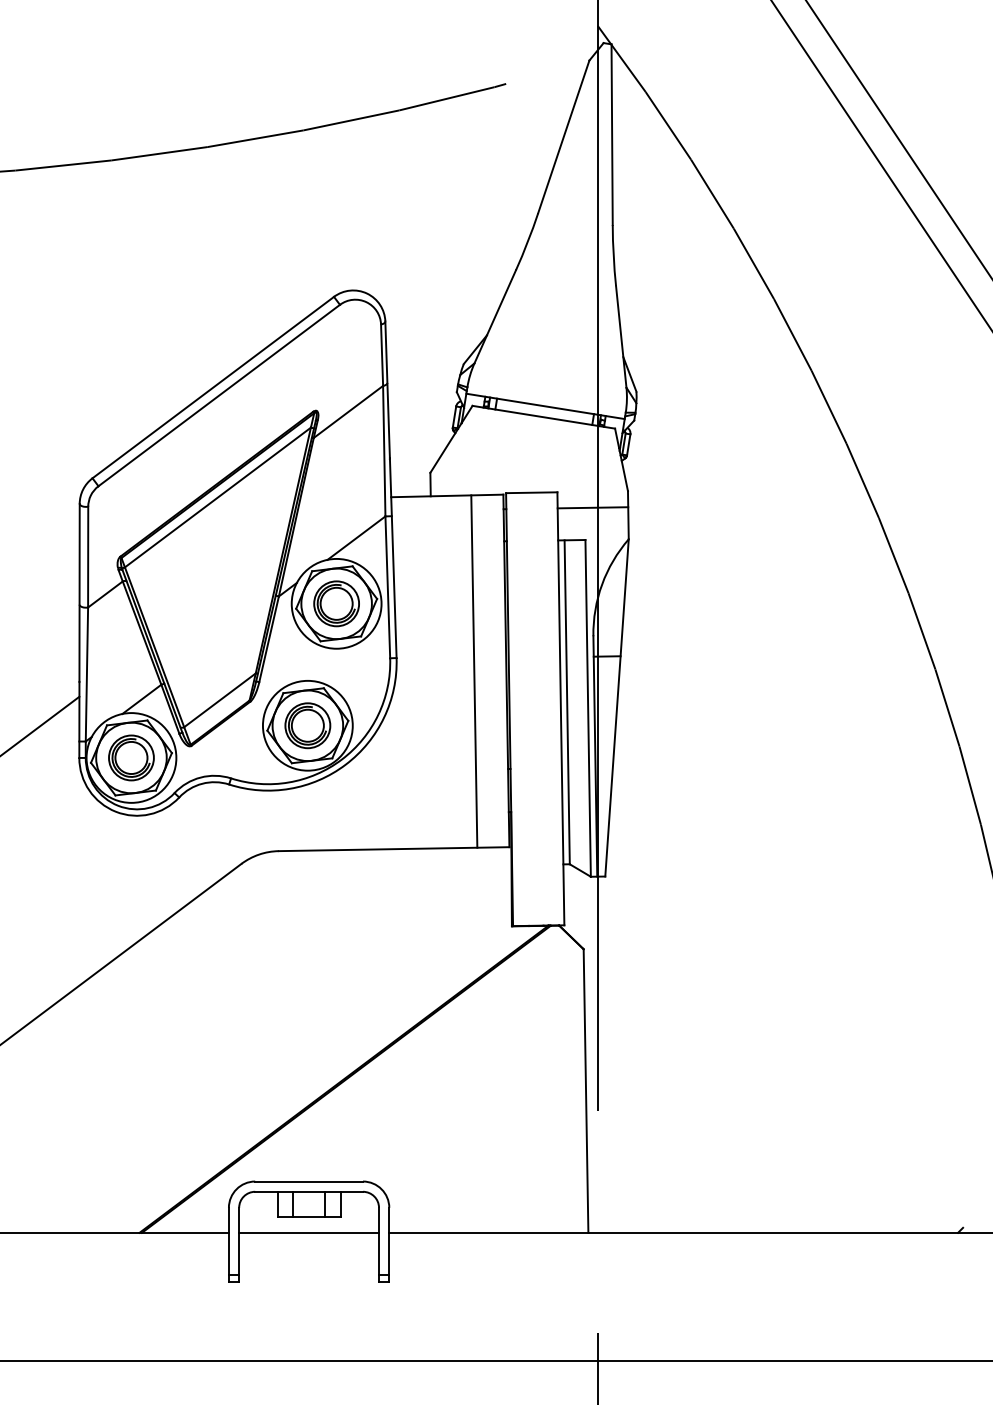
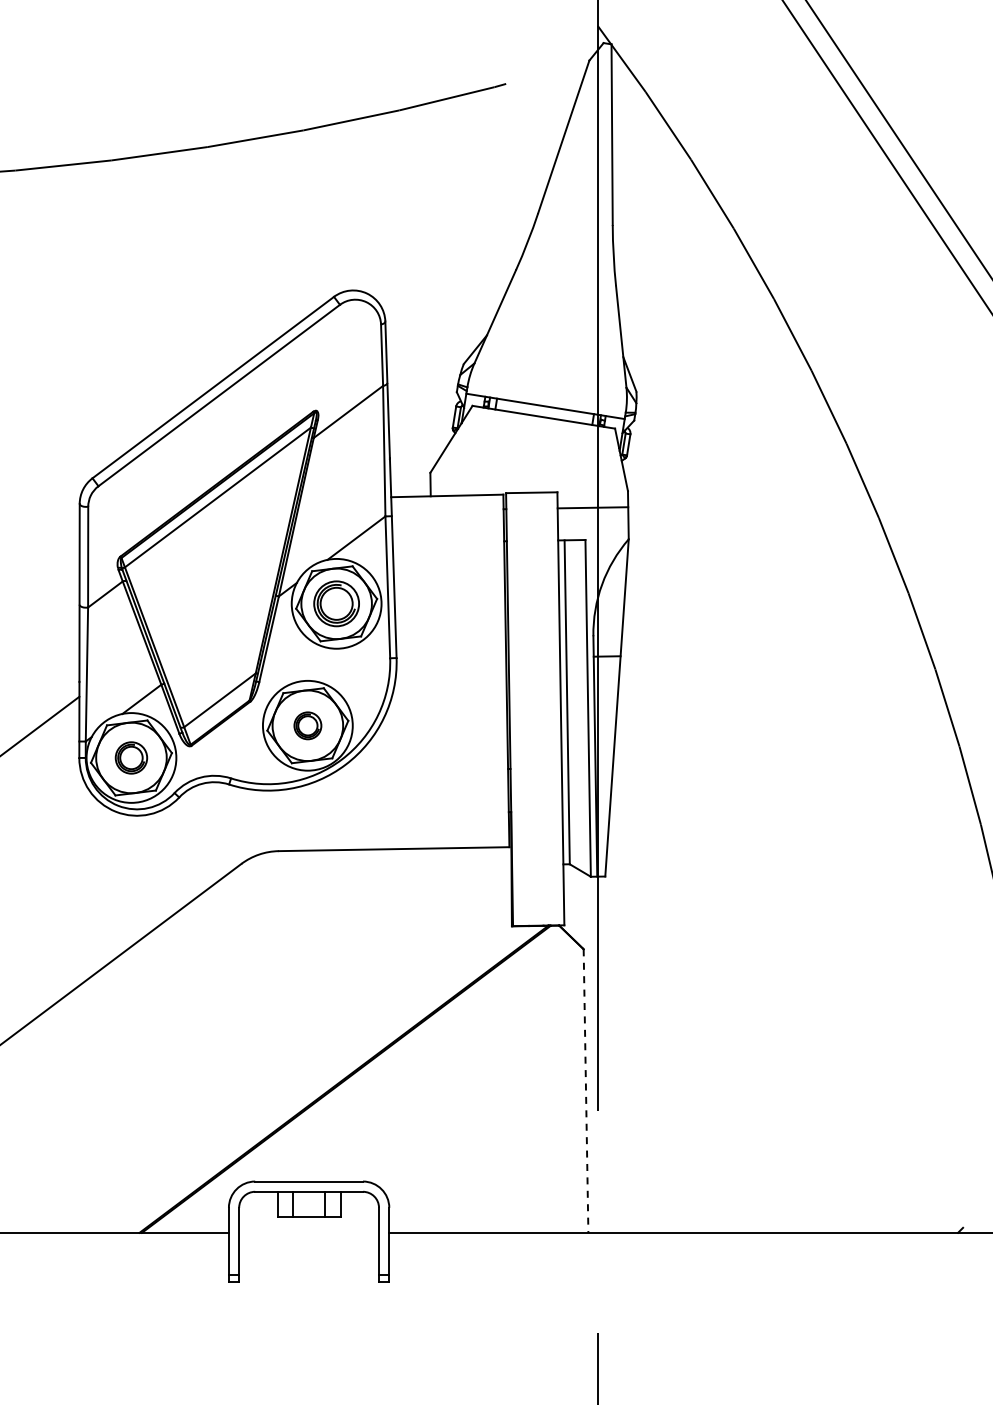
line position: (880, 164) -> (886, 156) (886, 156)
line: present -> none (474, 671)
part size: 48x48 px -> 30x30 px (307, 725)
part size: 47x48 px -> 35x34 px (131, 757)
line: solid -> dashed (586, 1091)
line: present -> none (309, 1232)
line: present -> none (495, 1361)
